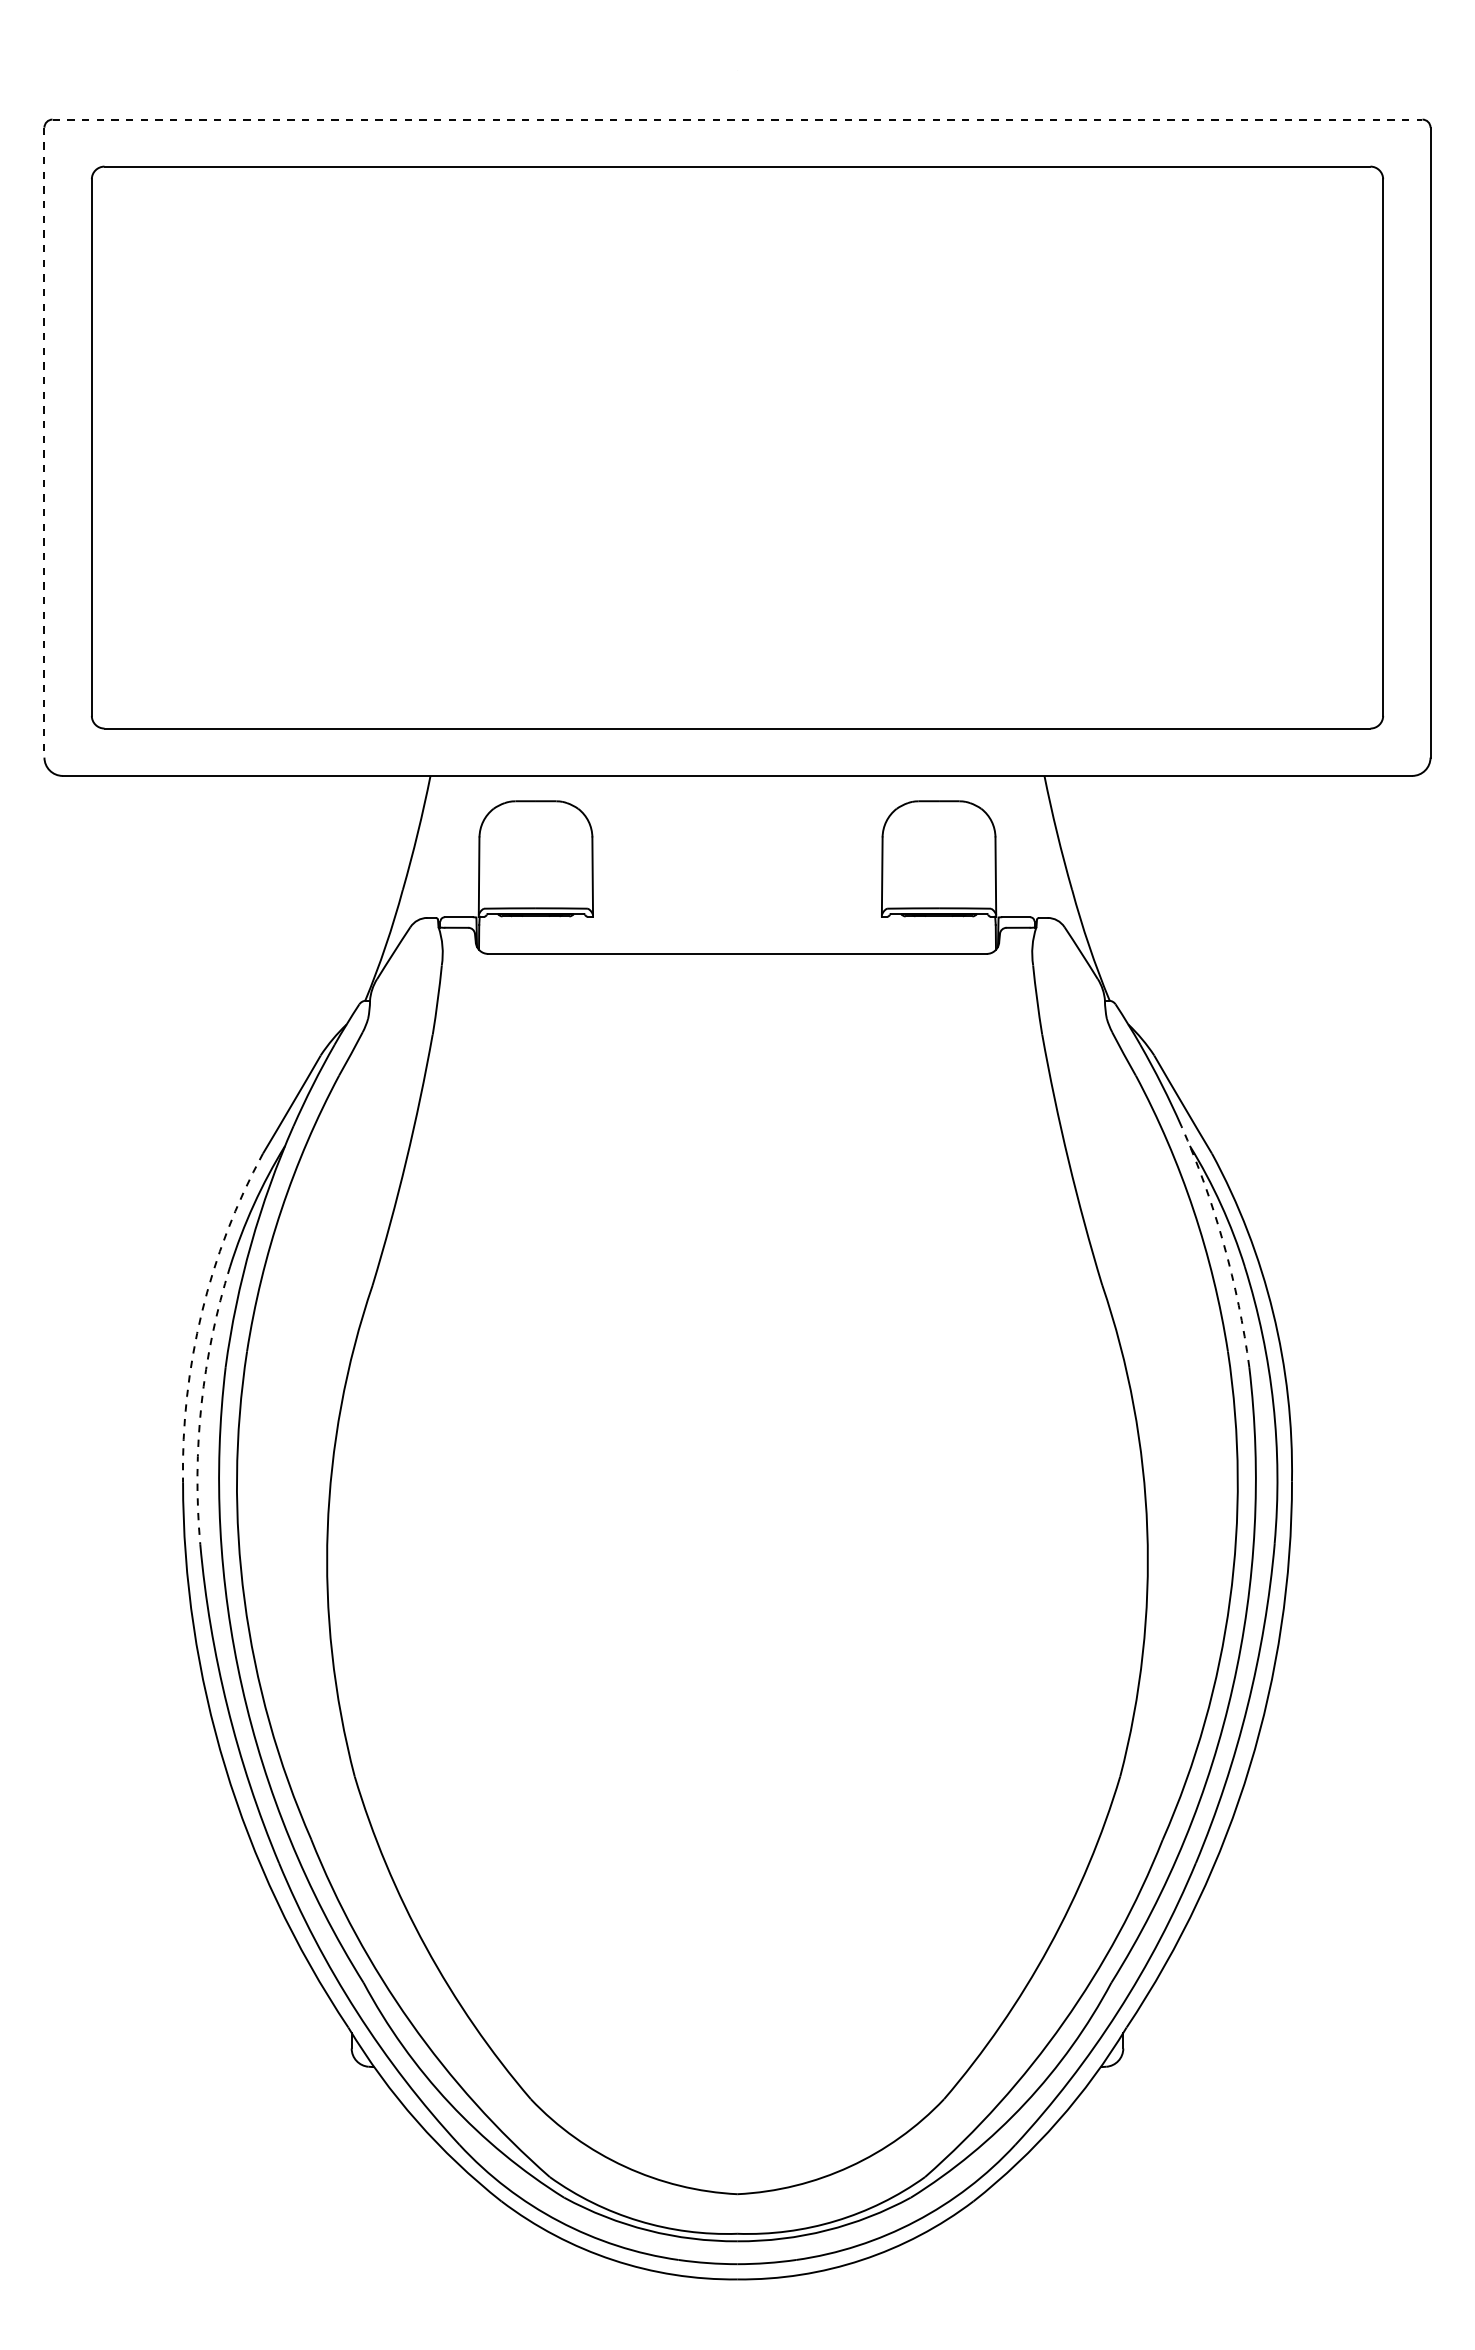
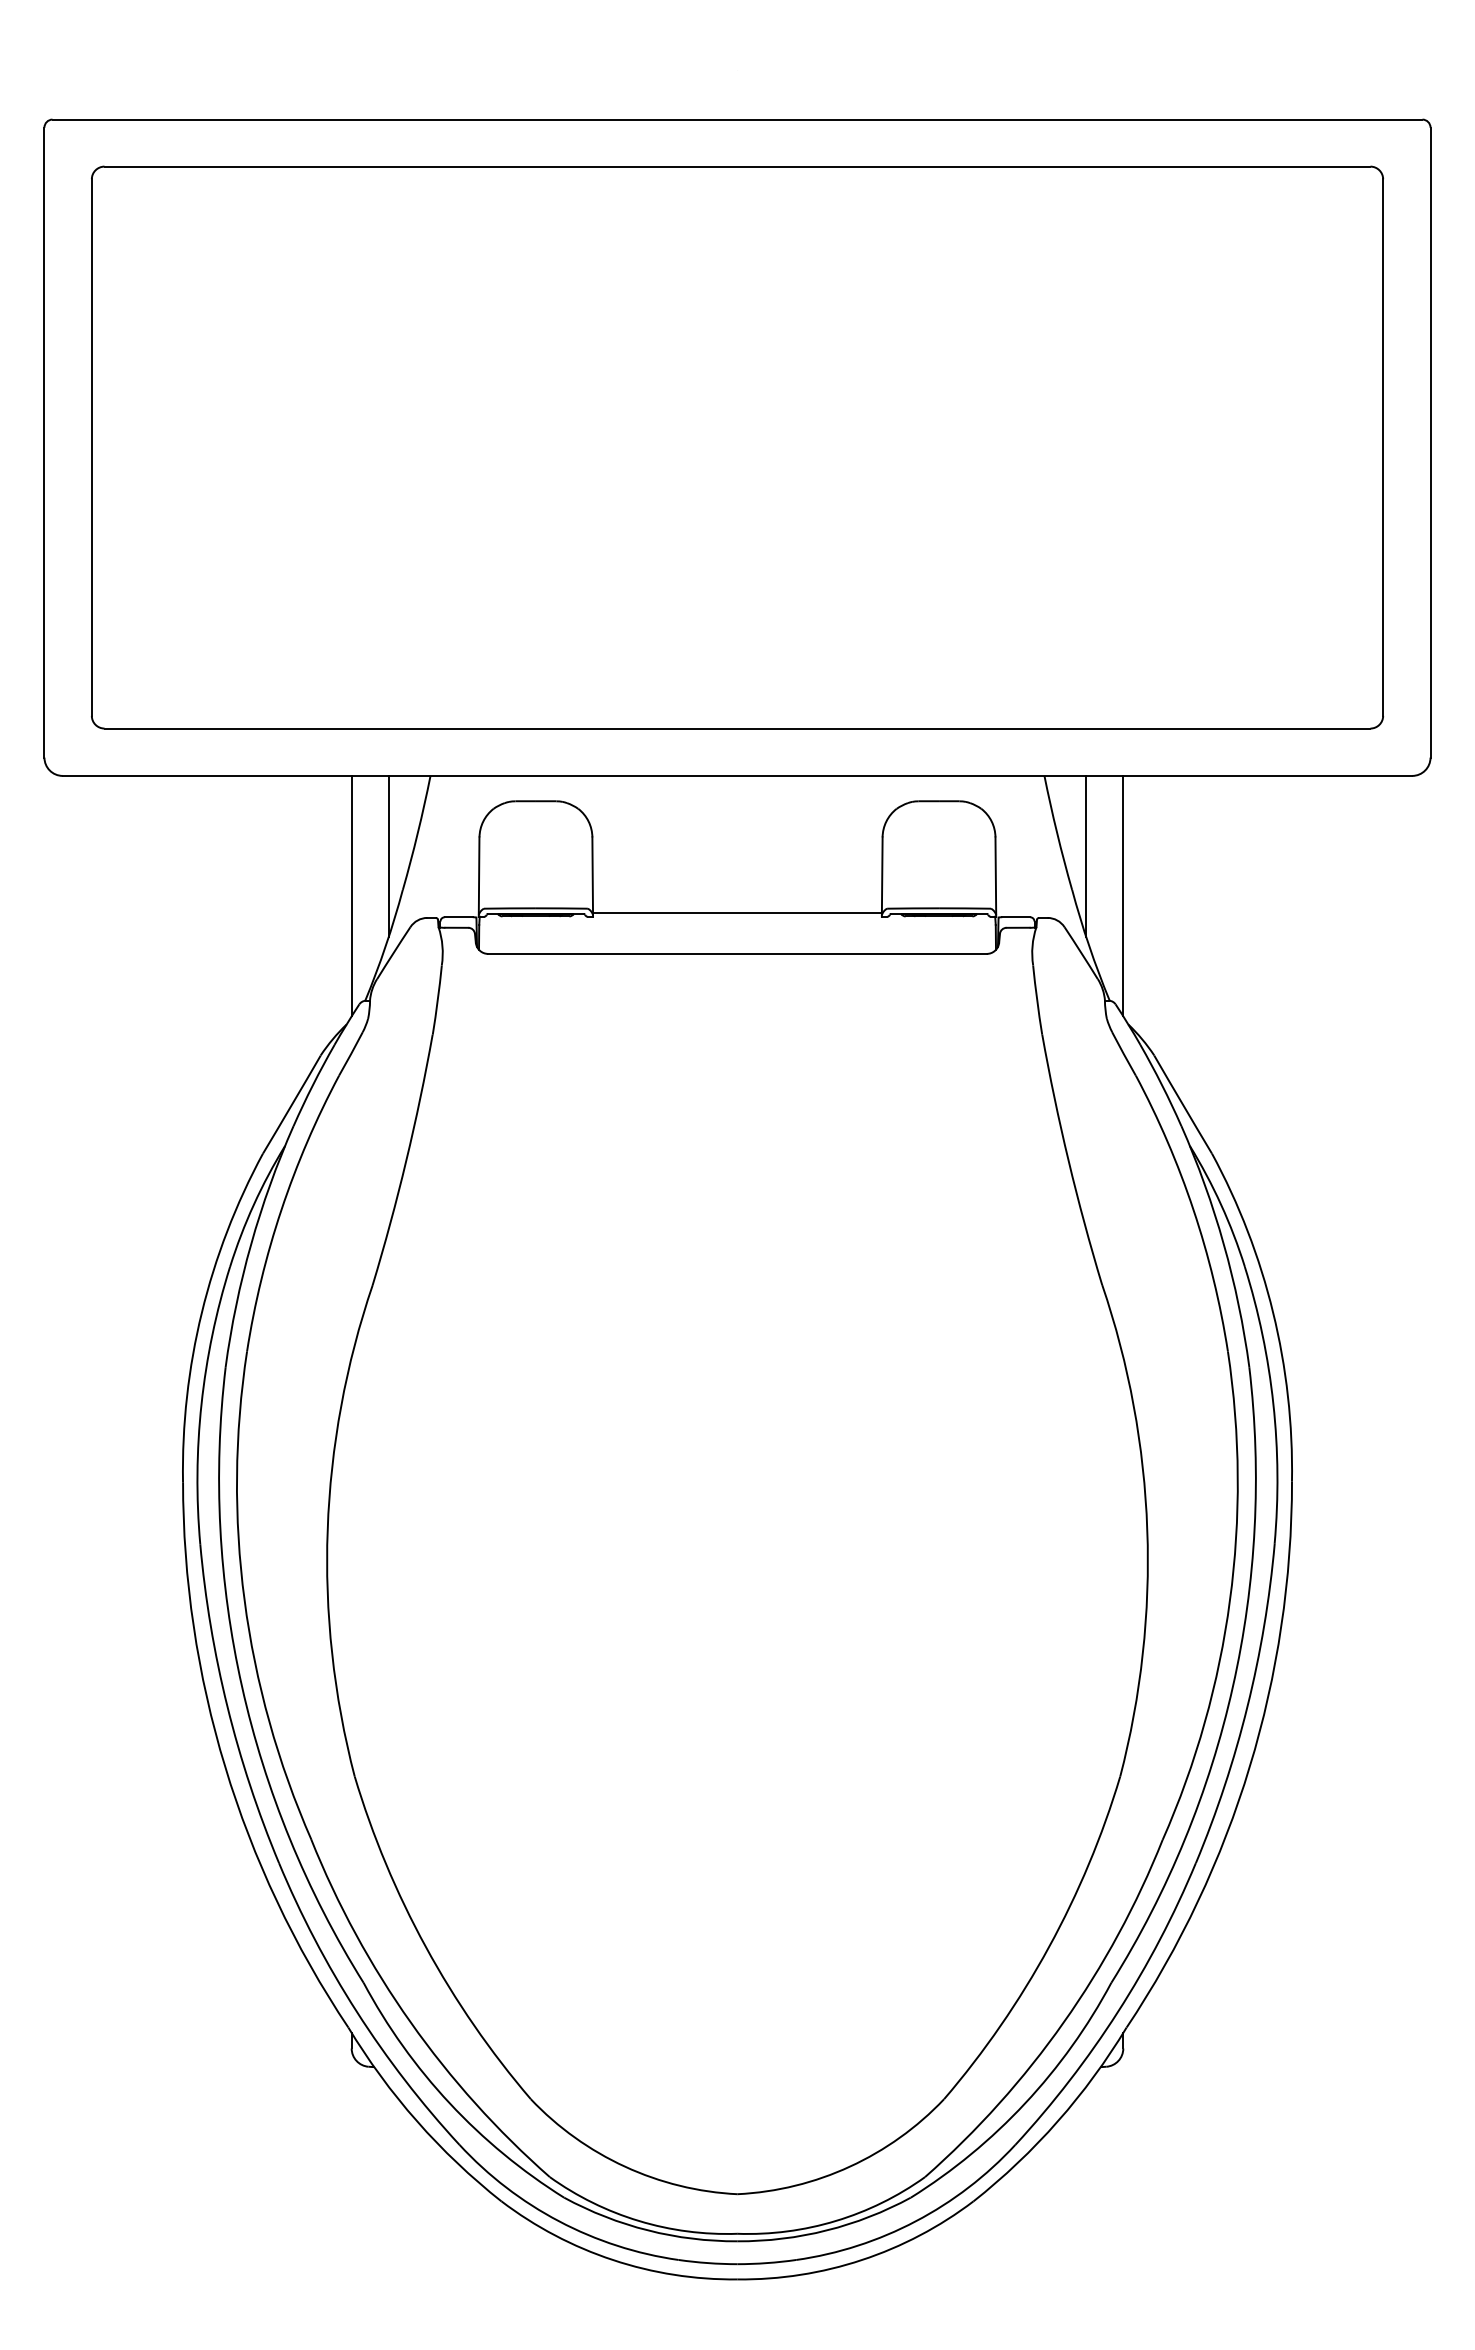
line: dashed -> solid (737, 119)
line: dashed -> solid (44, 442)
line: none -> present (388, 856)
line: none -> present (1086, 856)
line: none -> present (351, 895)
line: none -> present (1123, 895)
line: none -> present (737, 912)
arc: dashed -> solid (1223, 1244)
arc: dashed -> solid (201, 1312)
arc: dashed -> solid (201, 1404)
